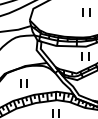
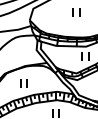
part position: (86, 12) -> (76, 12) (76, 12)
